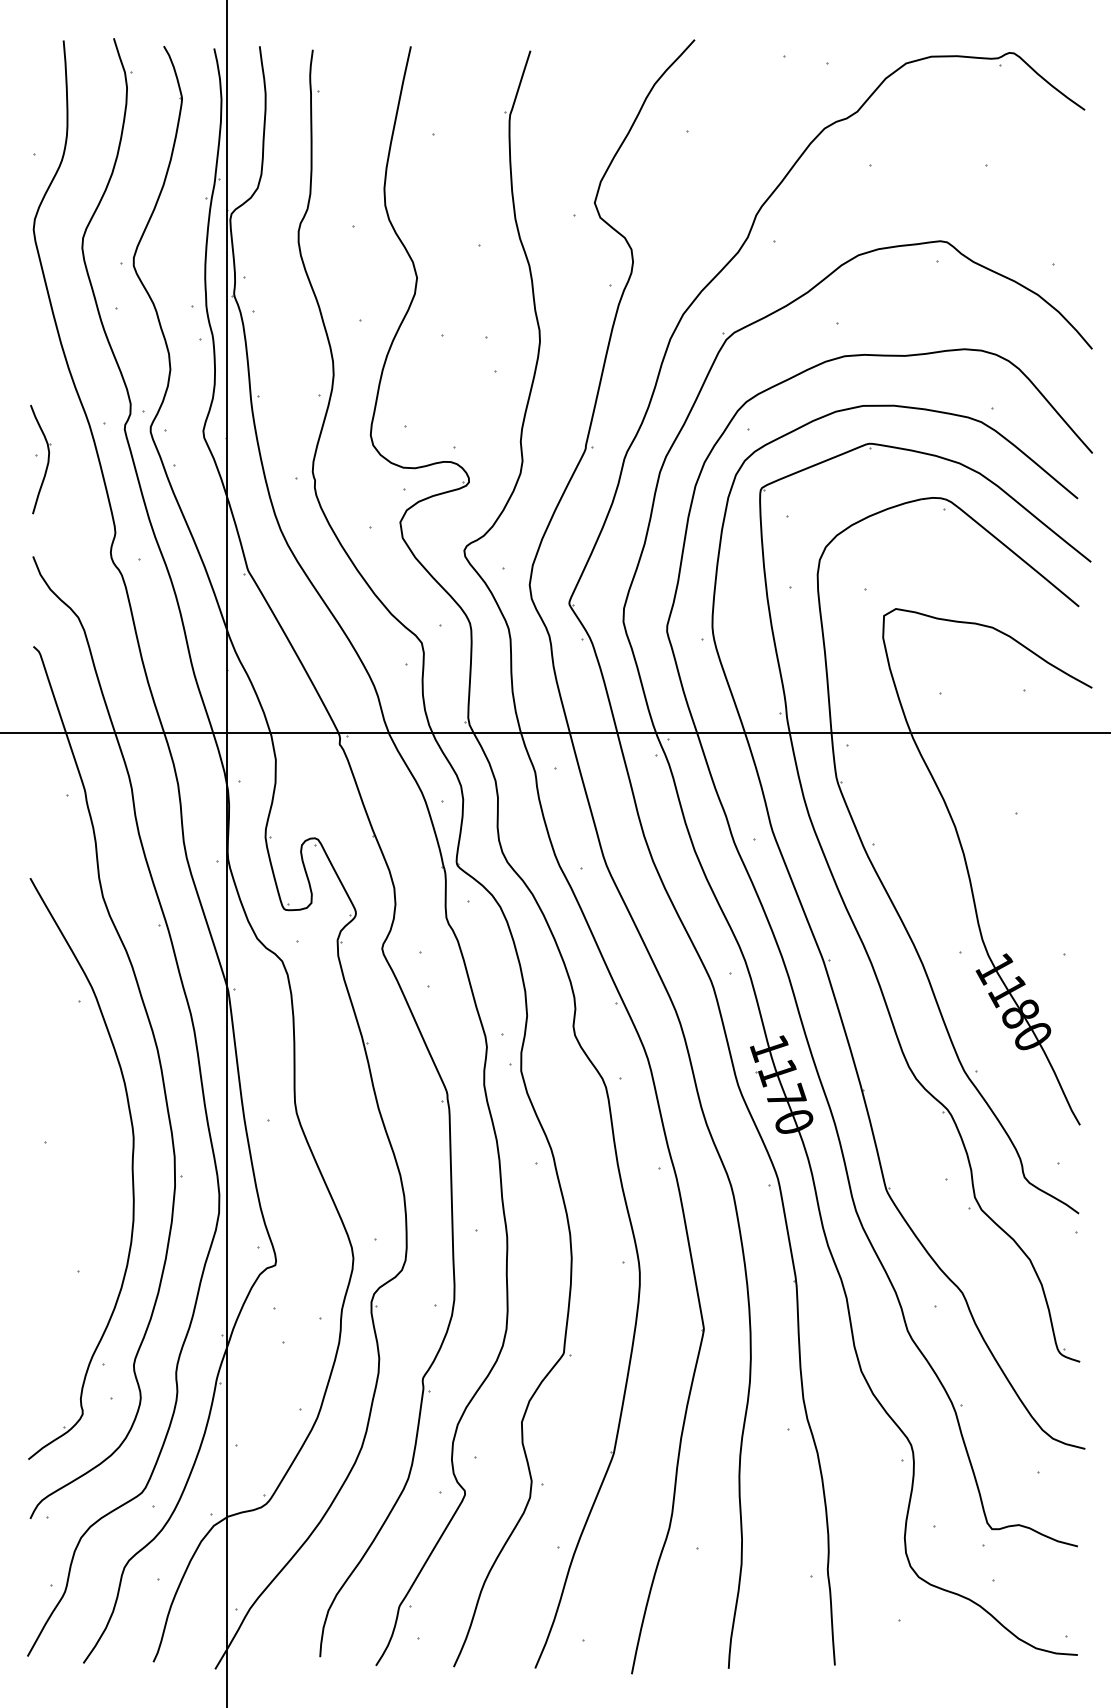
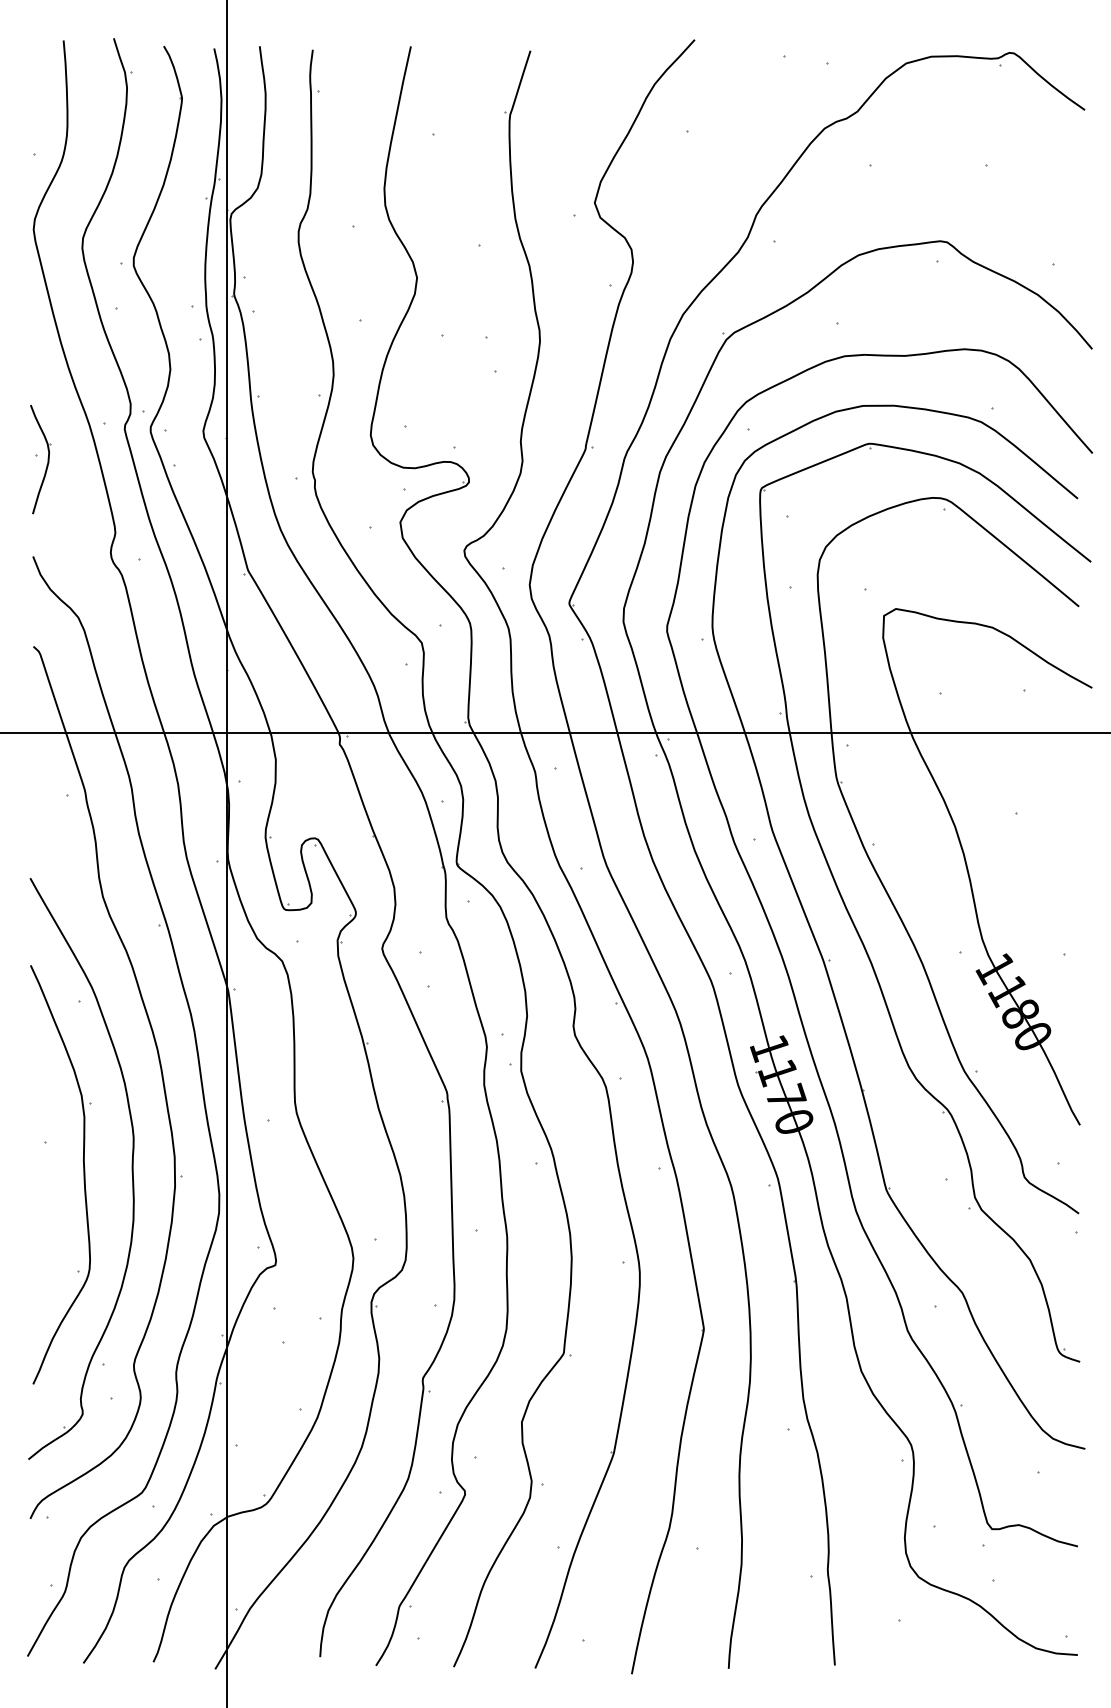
part: none -> present (83, 1174)
